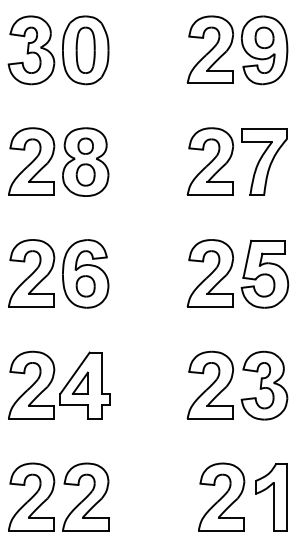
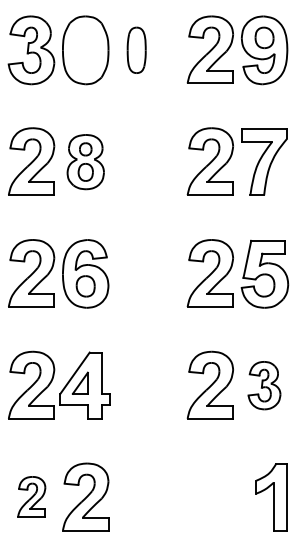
part position: (85, 49) -> (136, 49) (136, 49)
part size: 48x70 px -> 39x57 px (85, 162)
part size: 49x71 px -> 35x50 px (264, 385)
part size: 48x70 px -> 30x42 px (31, 496)
part: present -> none (221, 496)
